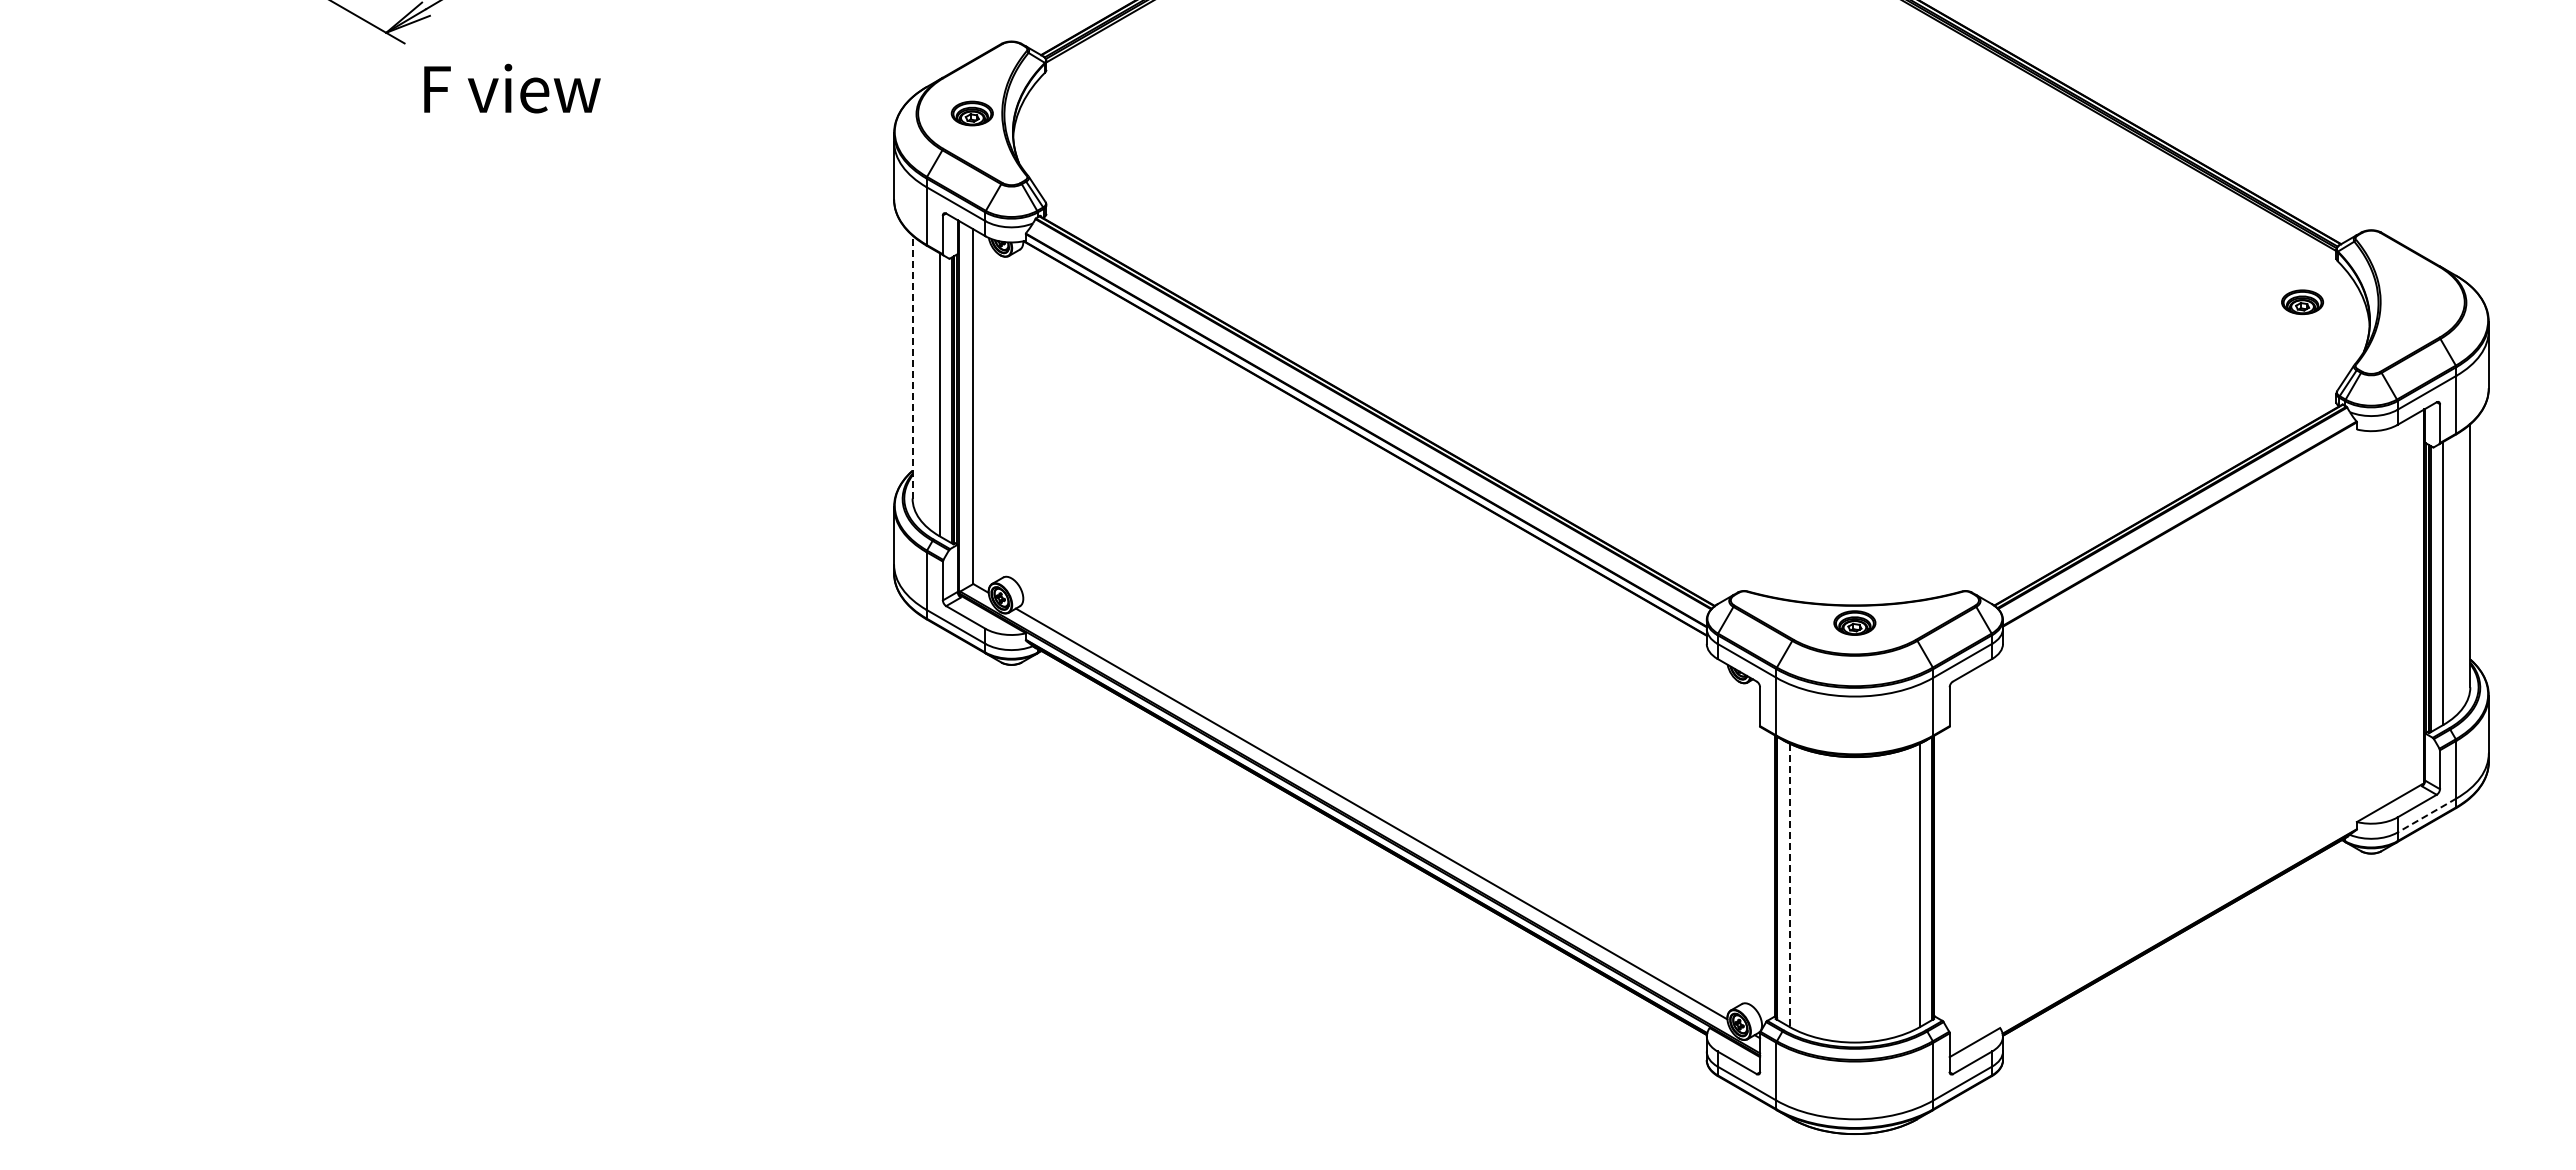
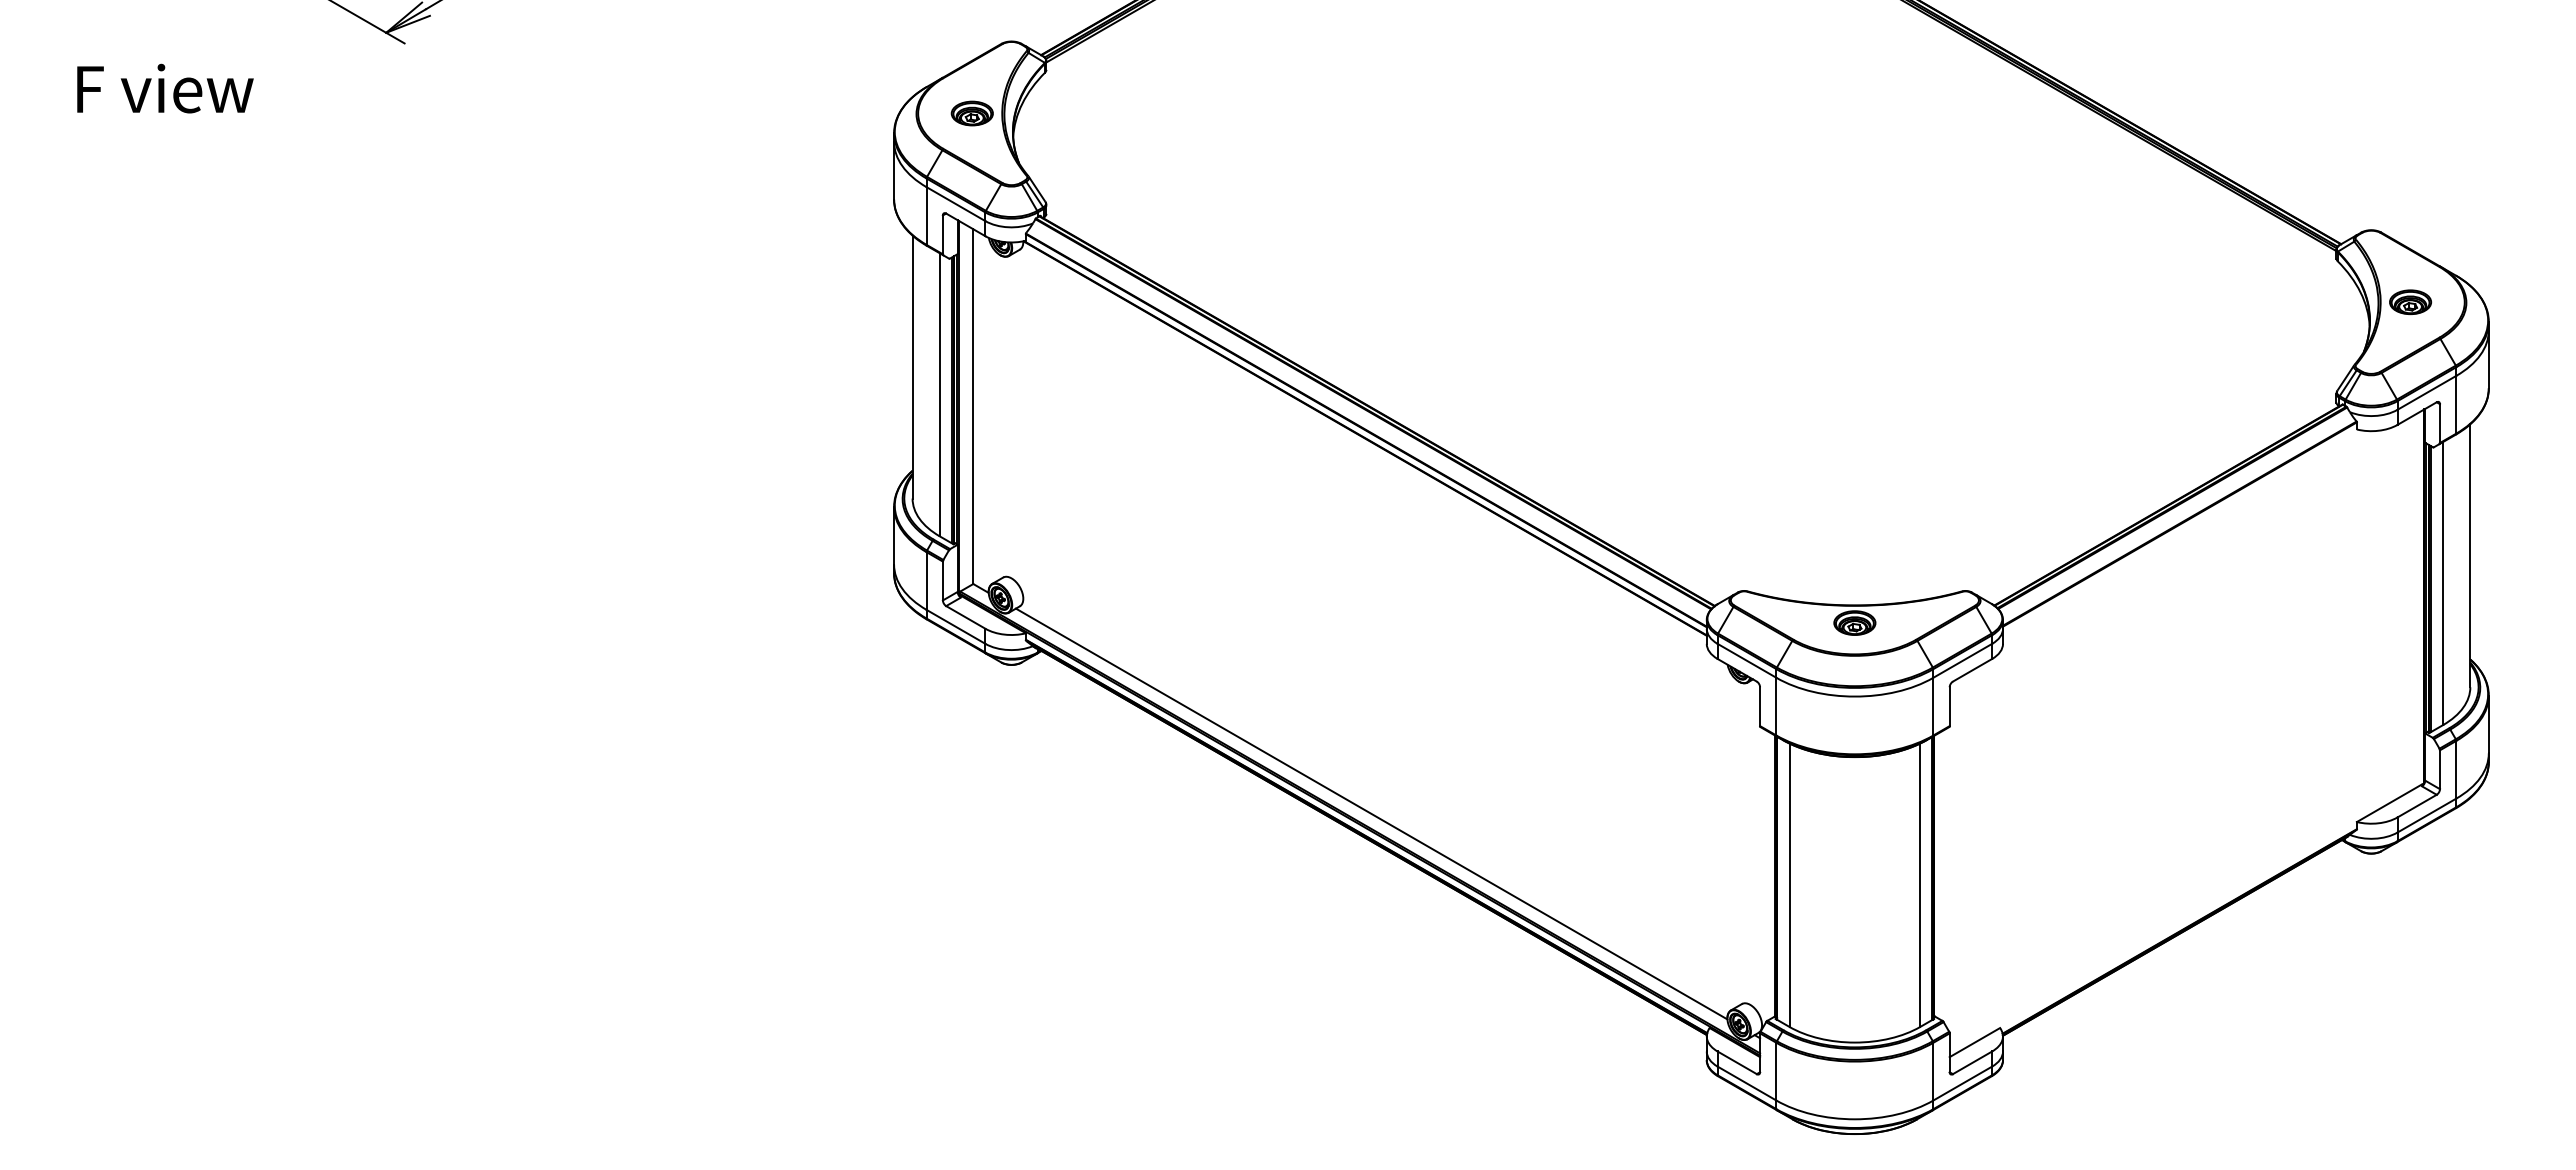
text position: (512, 88) -> (165, 88) (165, 88)
part position: (2302, 302) -> (2410, 302) (2410, 302)
line: dashed -> solid (912, 366)
line: dashed -> solid (2426, 815)
line: dashed -> solid (1789, 885)
